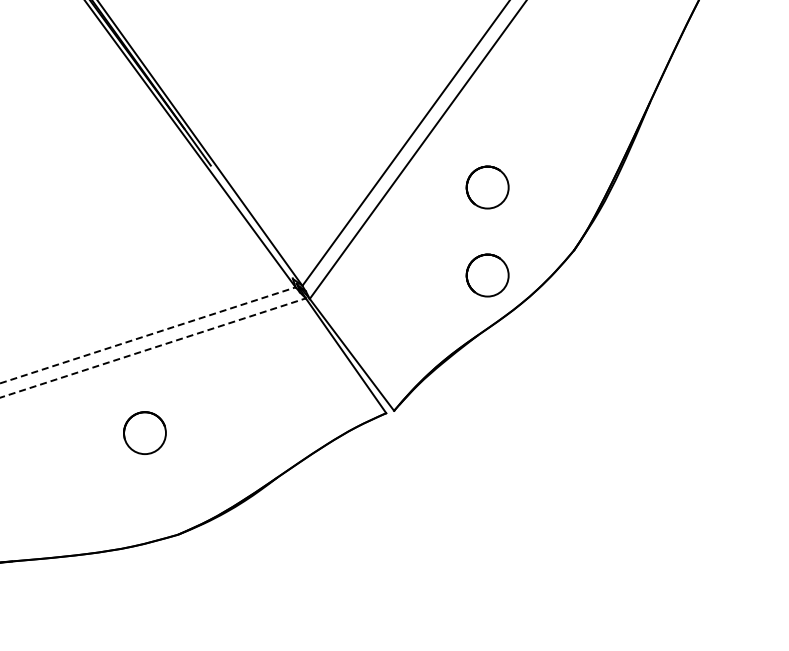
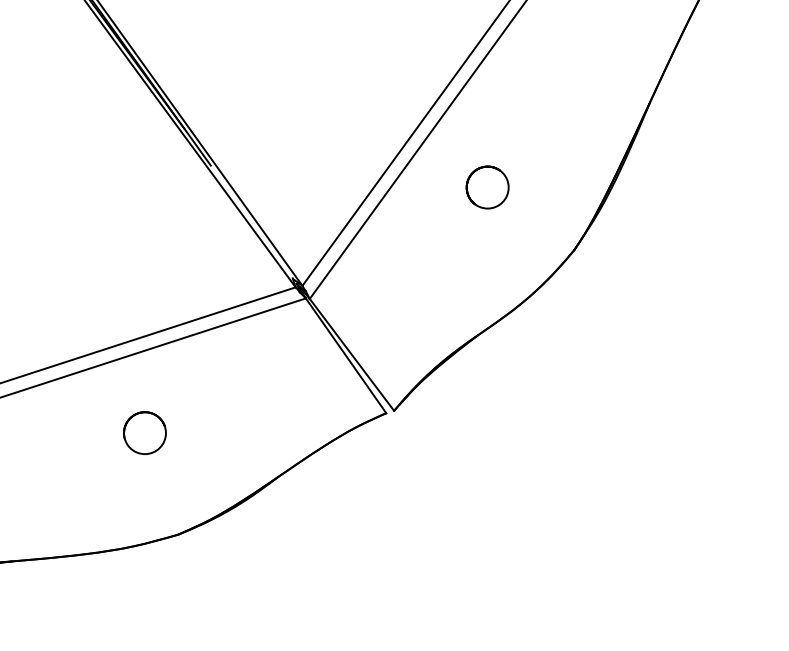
circle: present -> none (487, 275)
line: dashed -> solid (148, 335)
line: dashed -> solid (153, 347)
